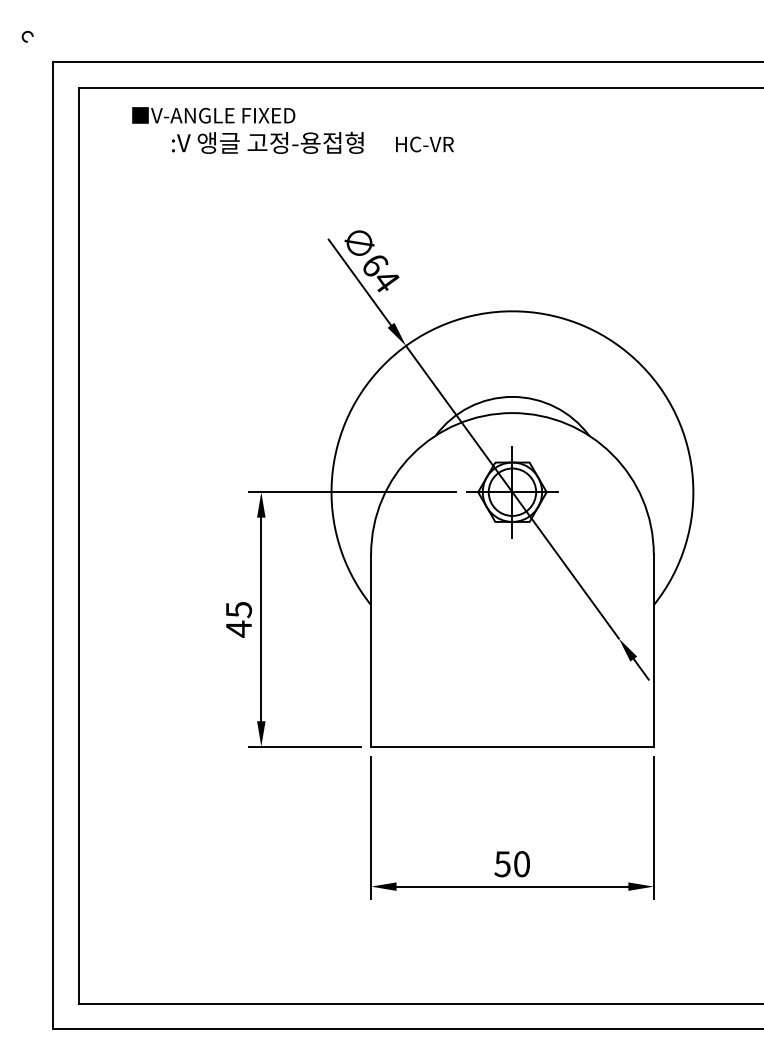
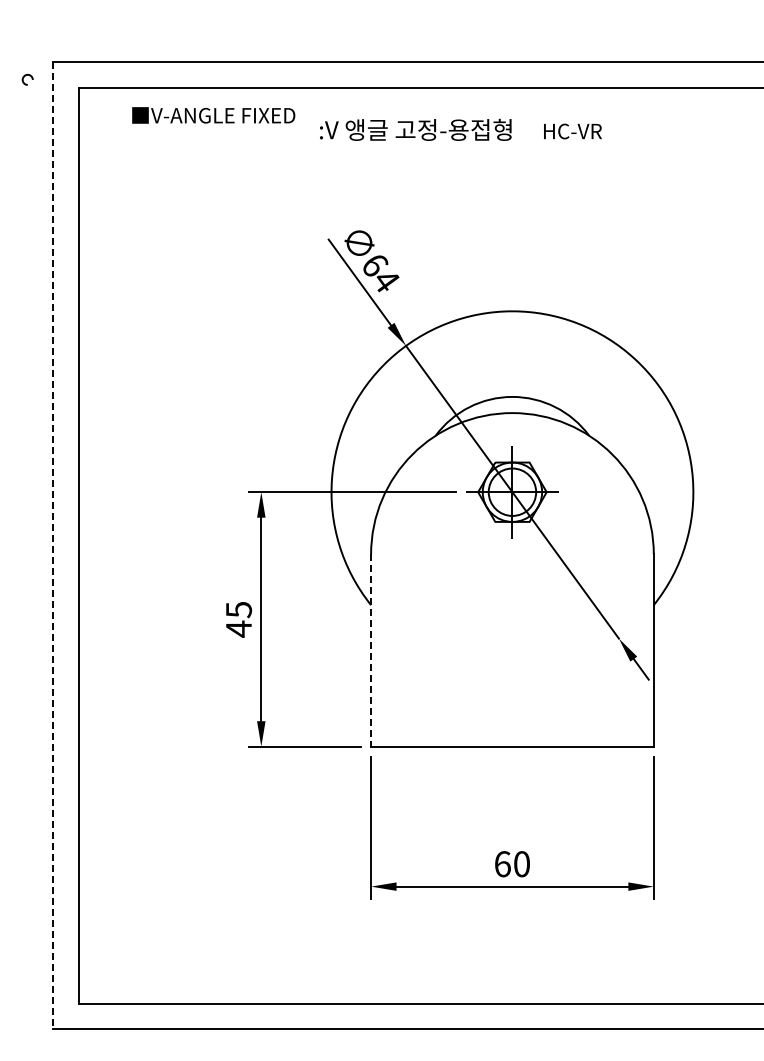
arc position: (25, 33) -> (25, 76) (25, 76)
text position: (312, 142) -> (460, 129) (460, 129)
line: solid -> dashed (53, 546)
line: solid -> dashed (371, 651)
text: 50 -> 60 (502, 864)
